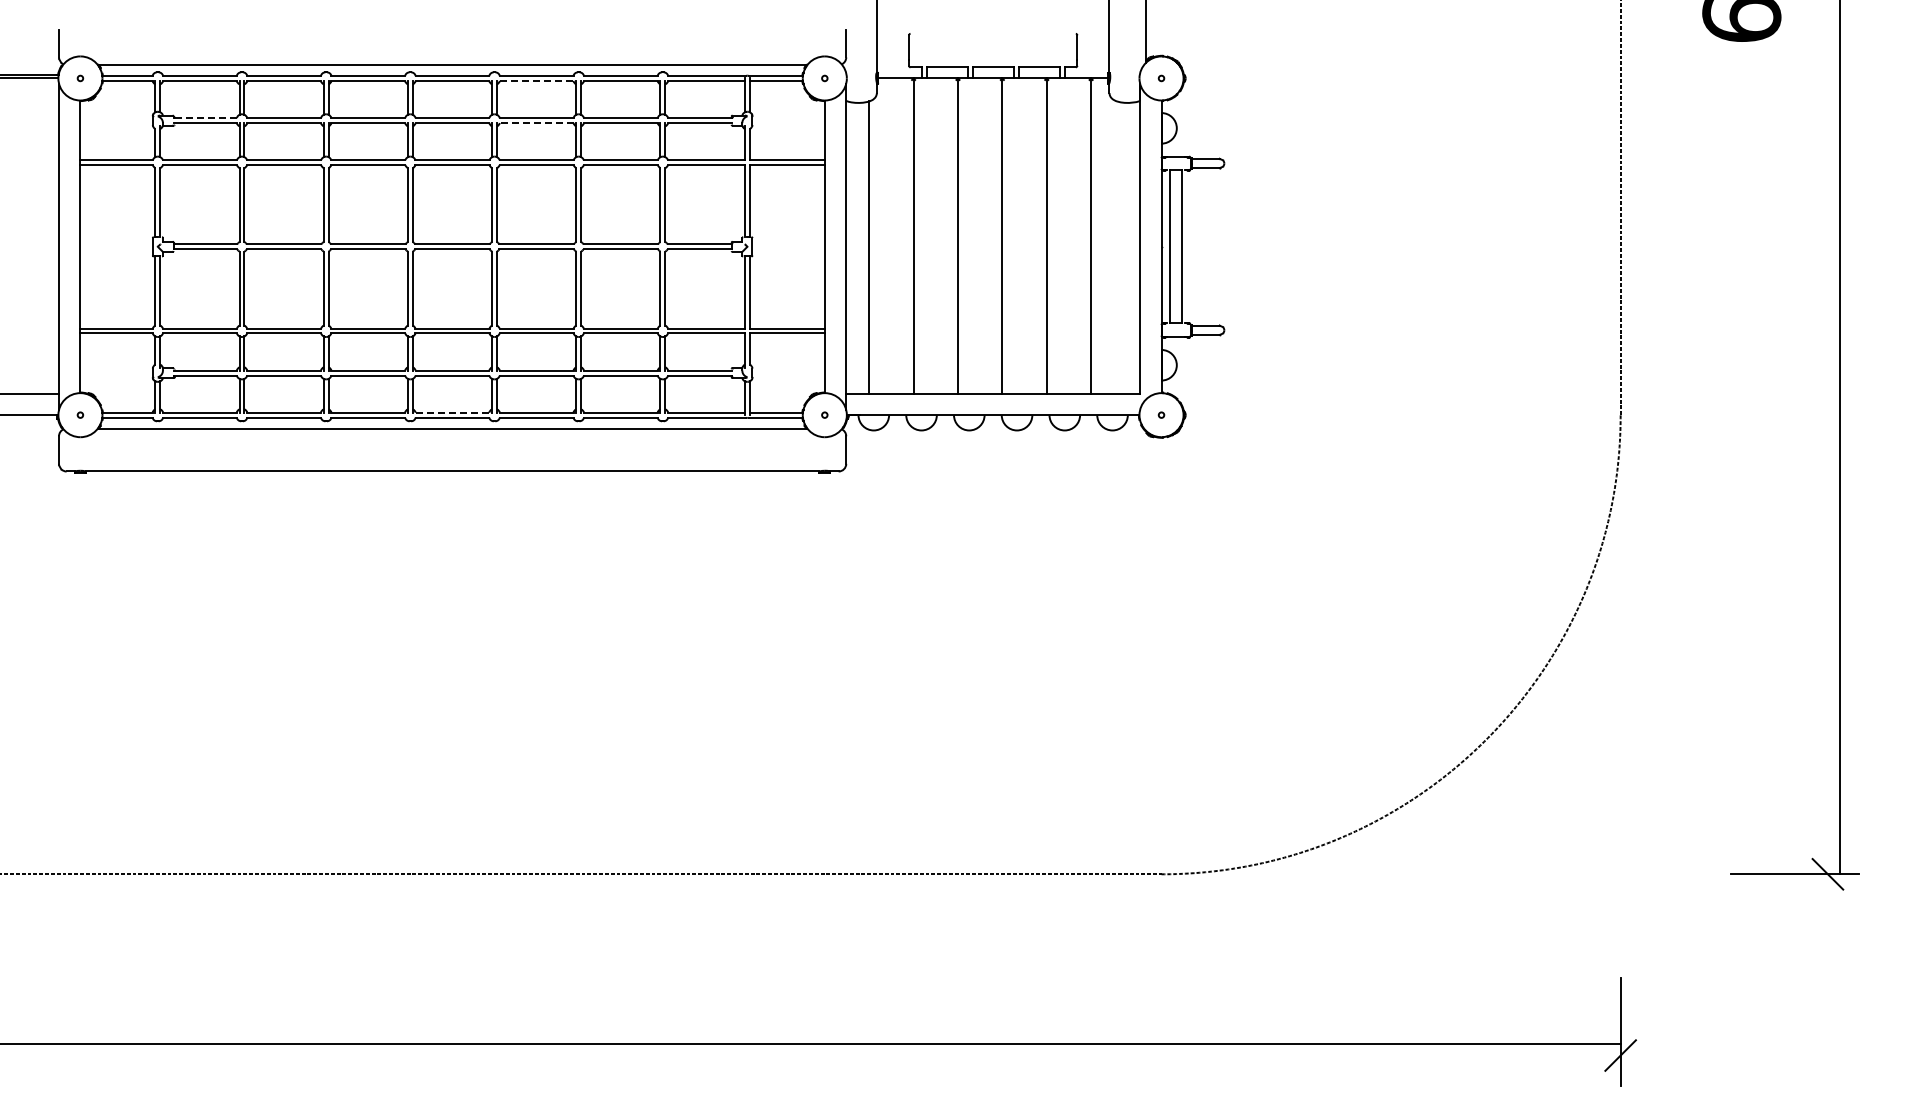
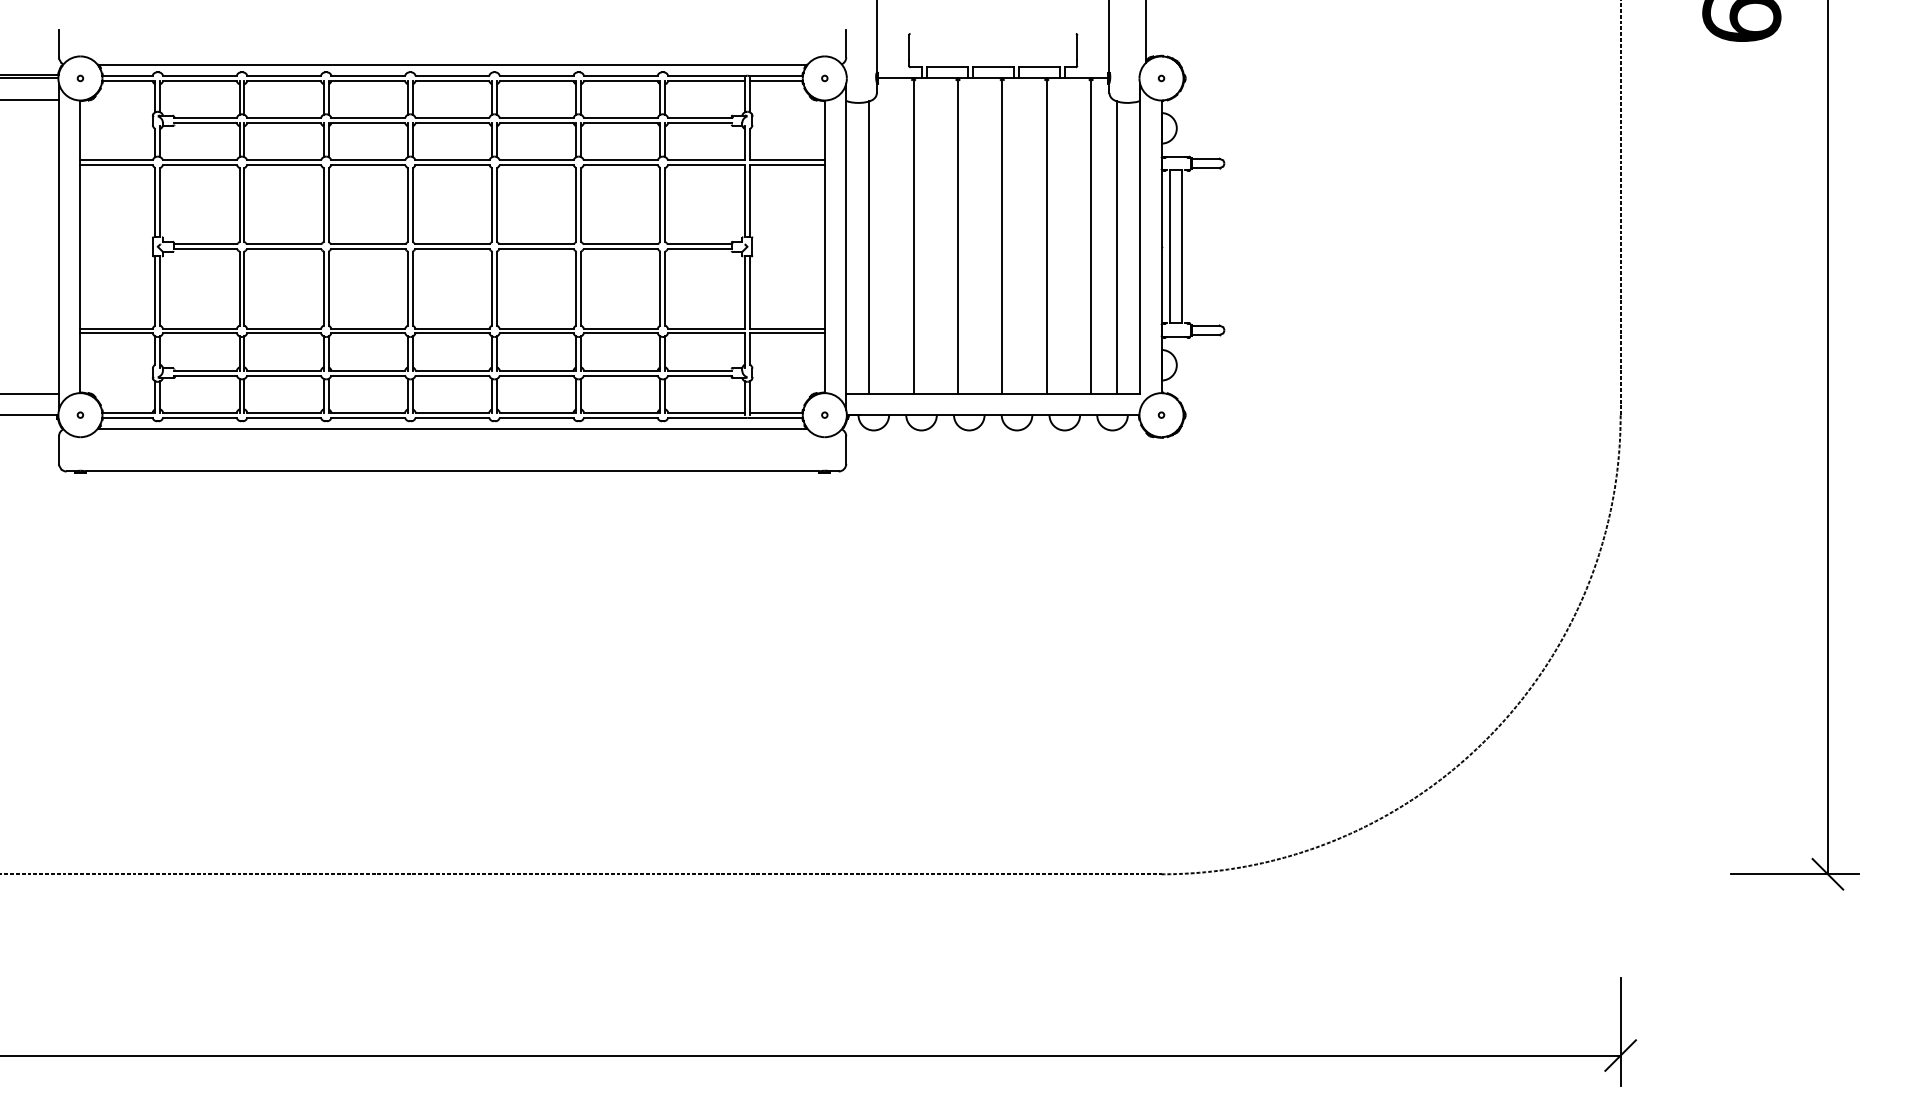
line: dashed -> solid (536, 80)
line: none -> present (30, 99)
line: dashed -> solid (205, 118)
line: dashed -> solid (536, 123)
line: none -> present (1117, 247)
line: dashed -> solid (452, 412)
line position: (1839, 438) -> (1827, 438) (1827, 438)
line position: (811, 1043) -> (811, 1055) (811, 1055)
